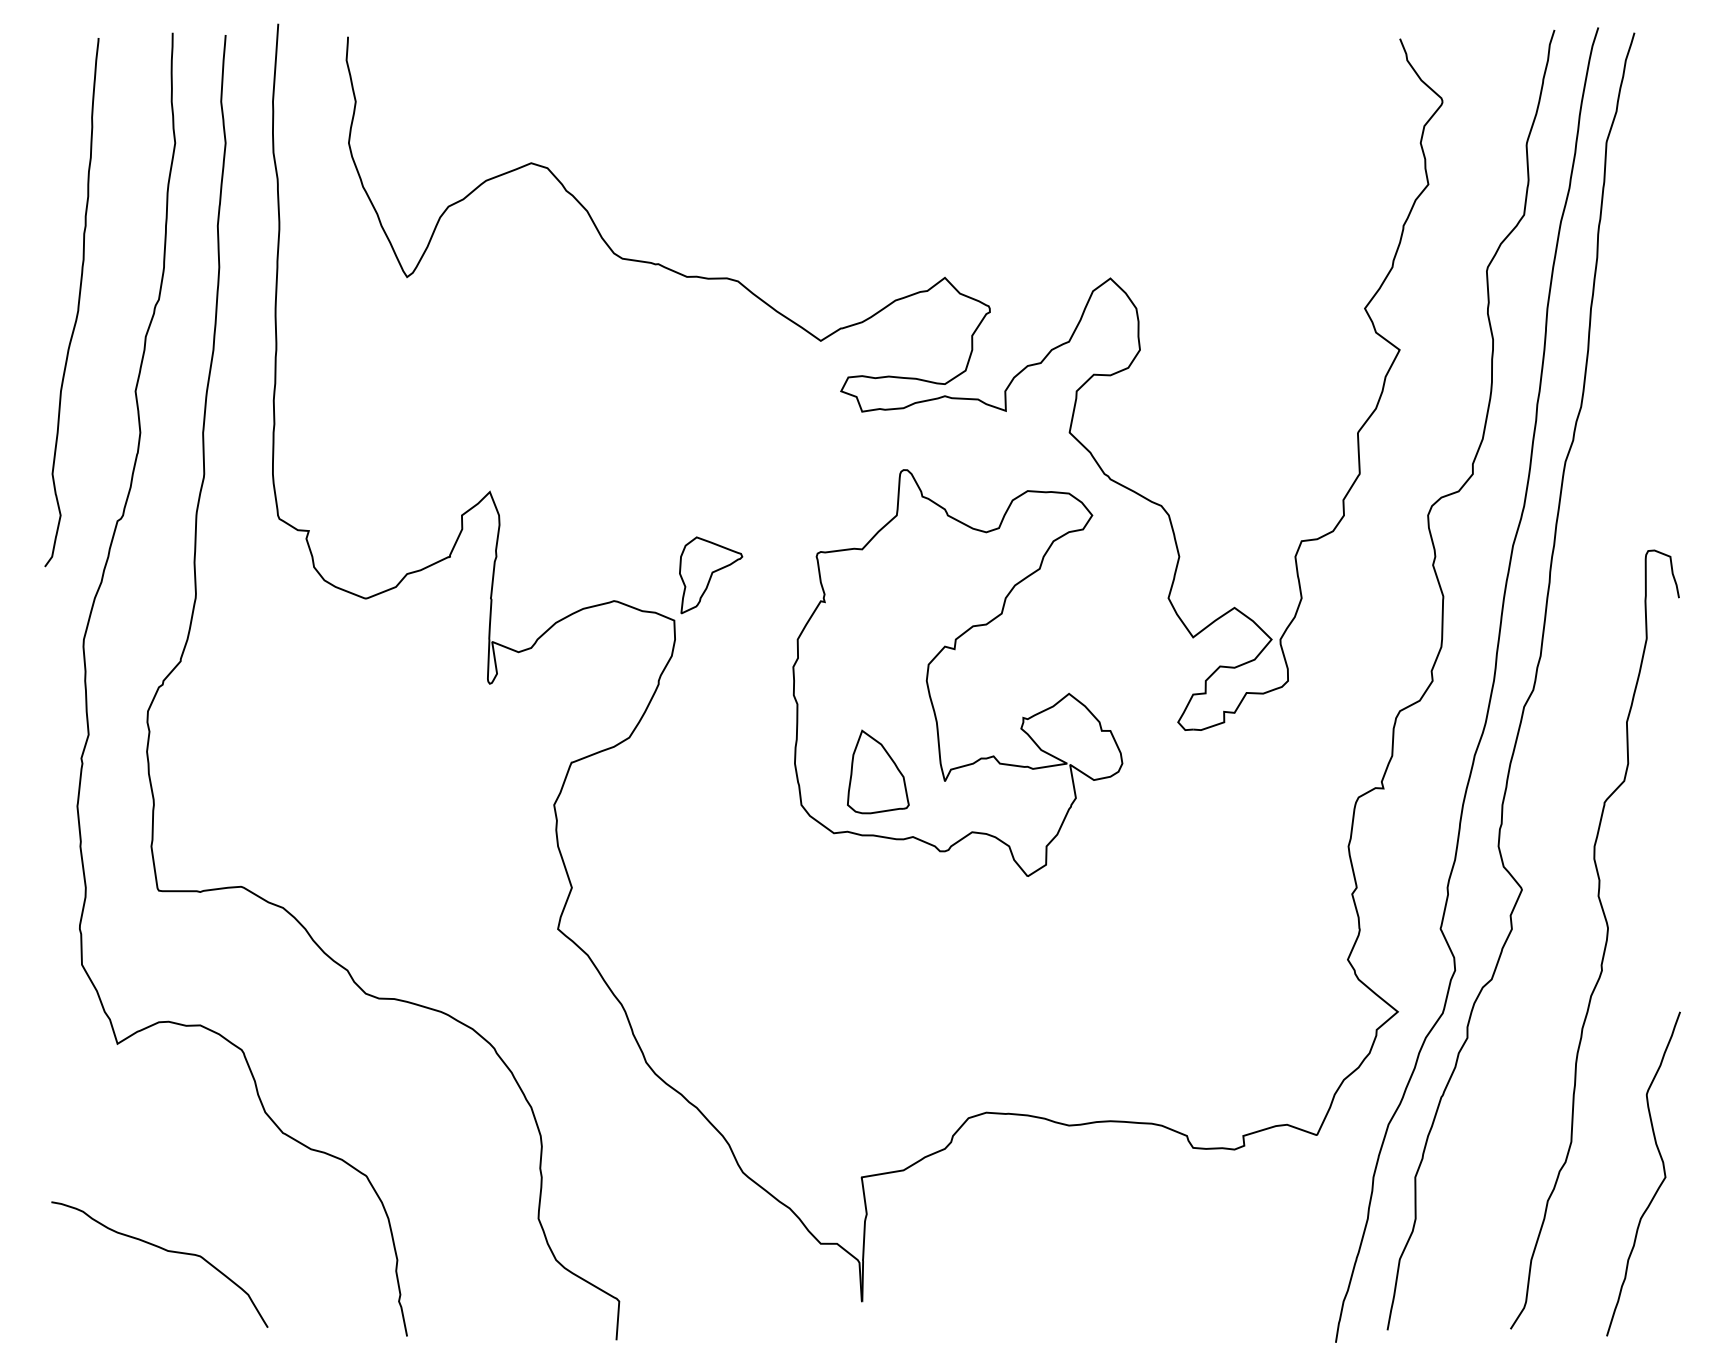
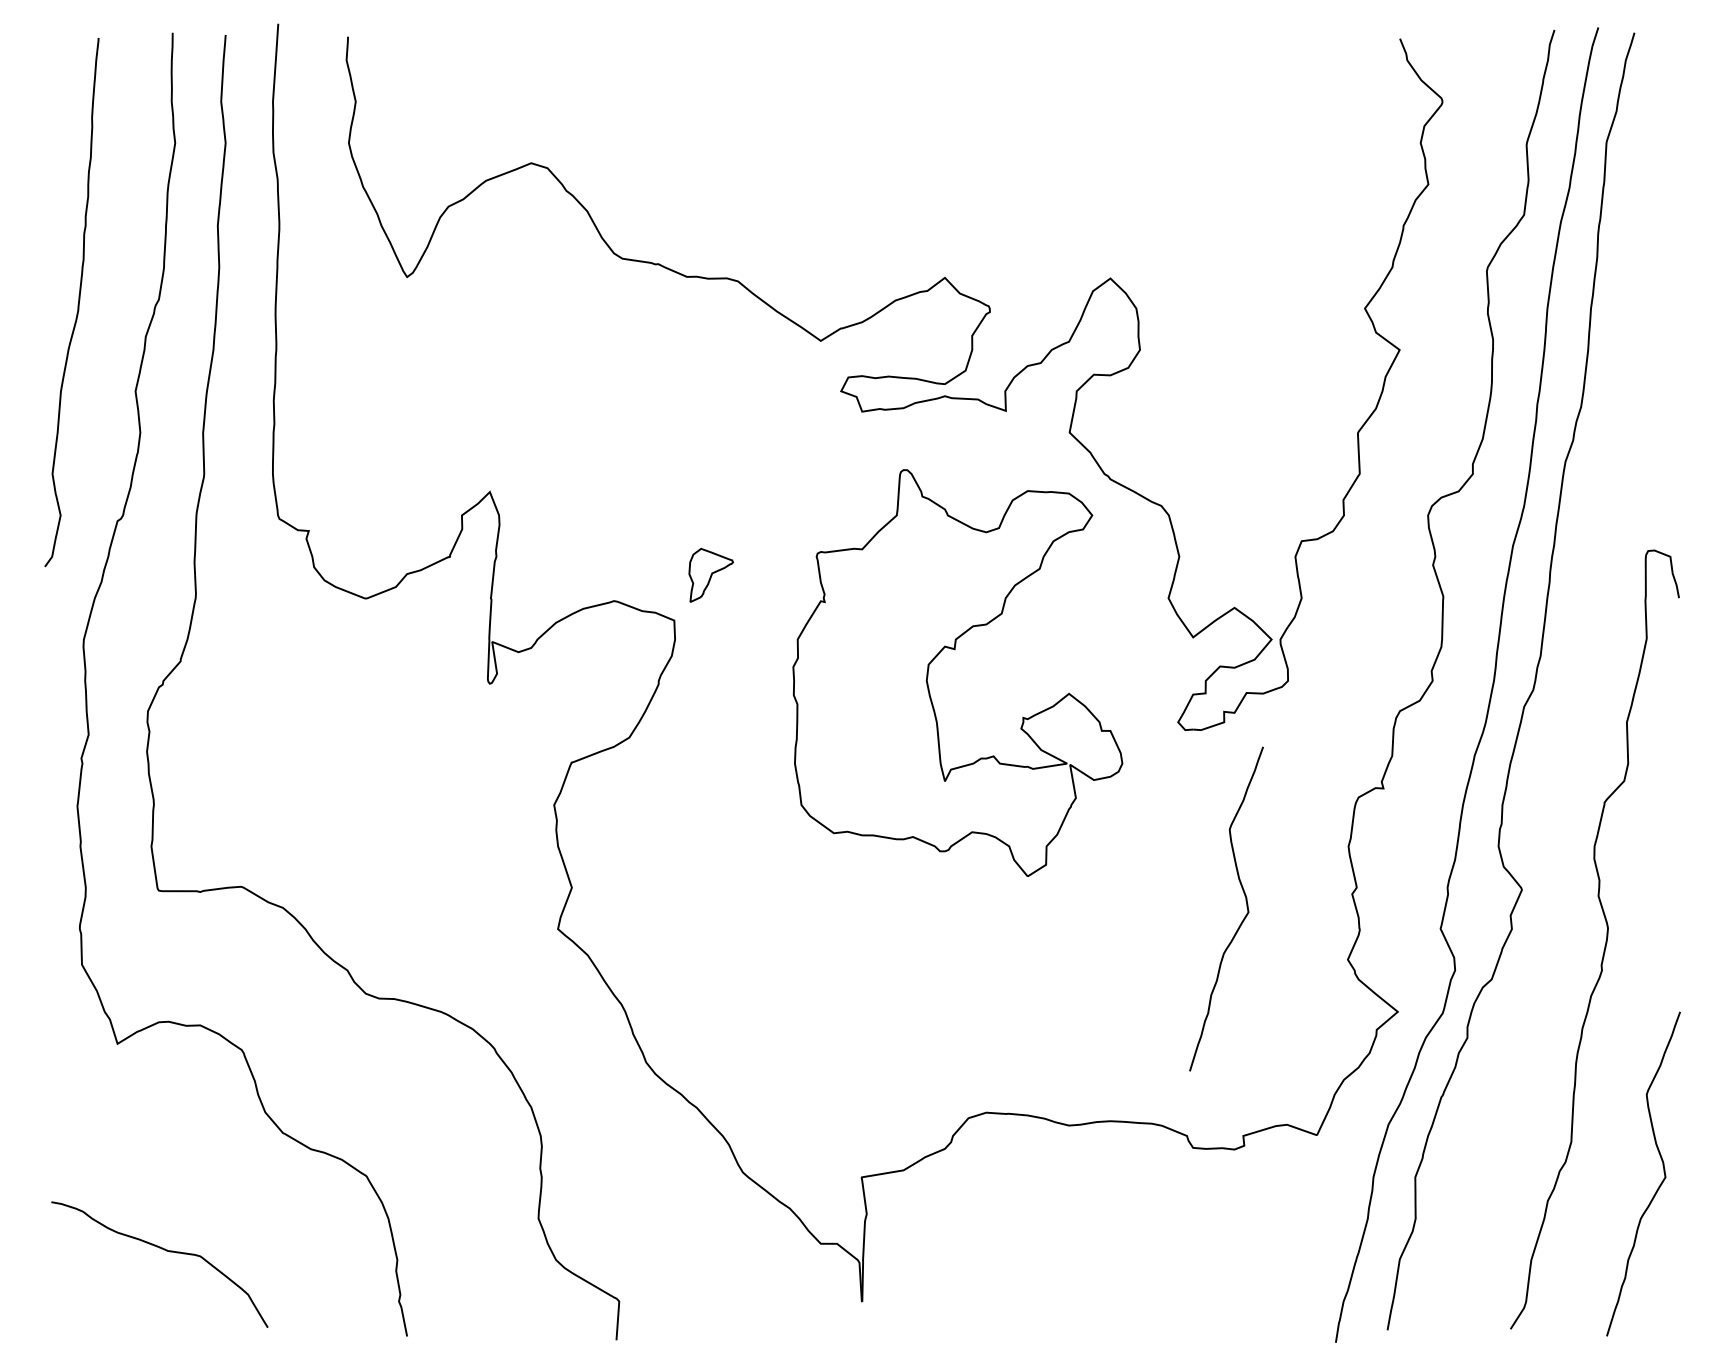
part size: 65x79 px -> 46x55 px (710, 575)
part: present -> none (878, 771)
curve: none -> present (1244, 916)
